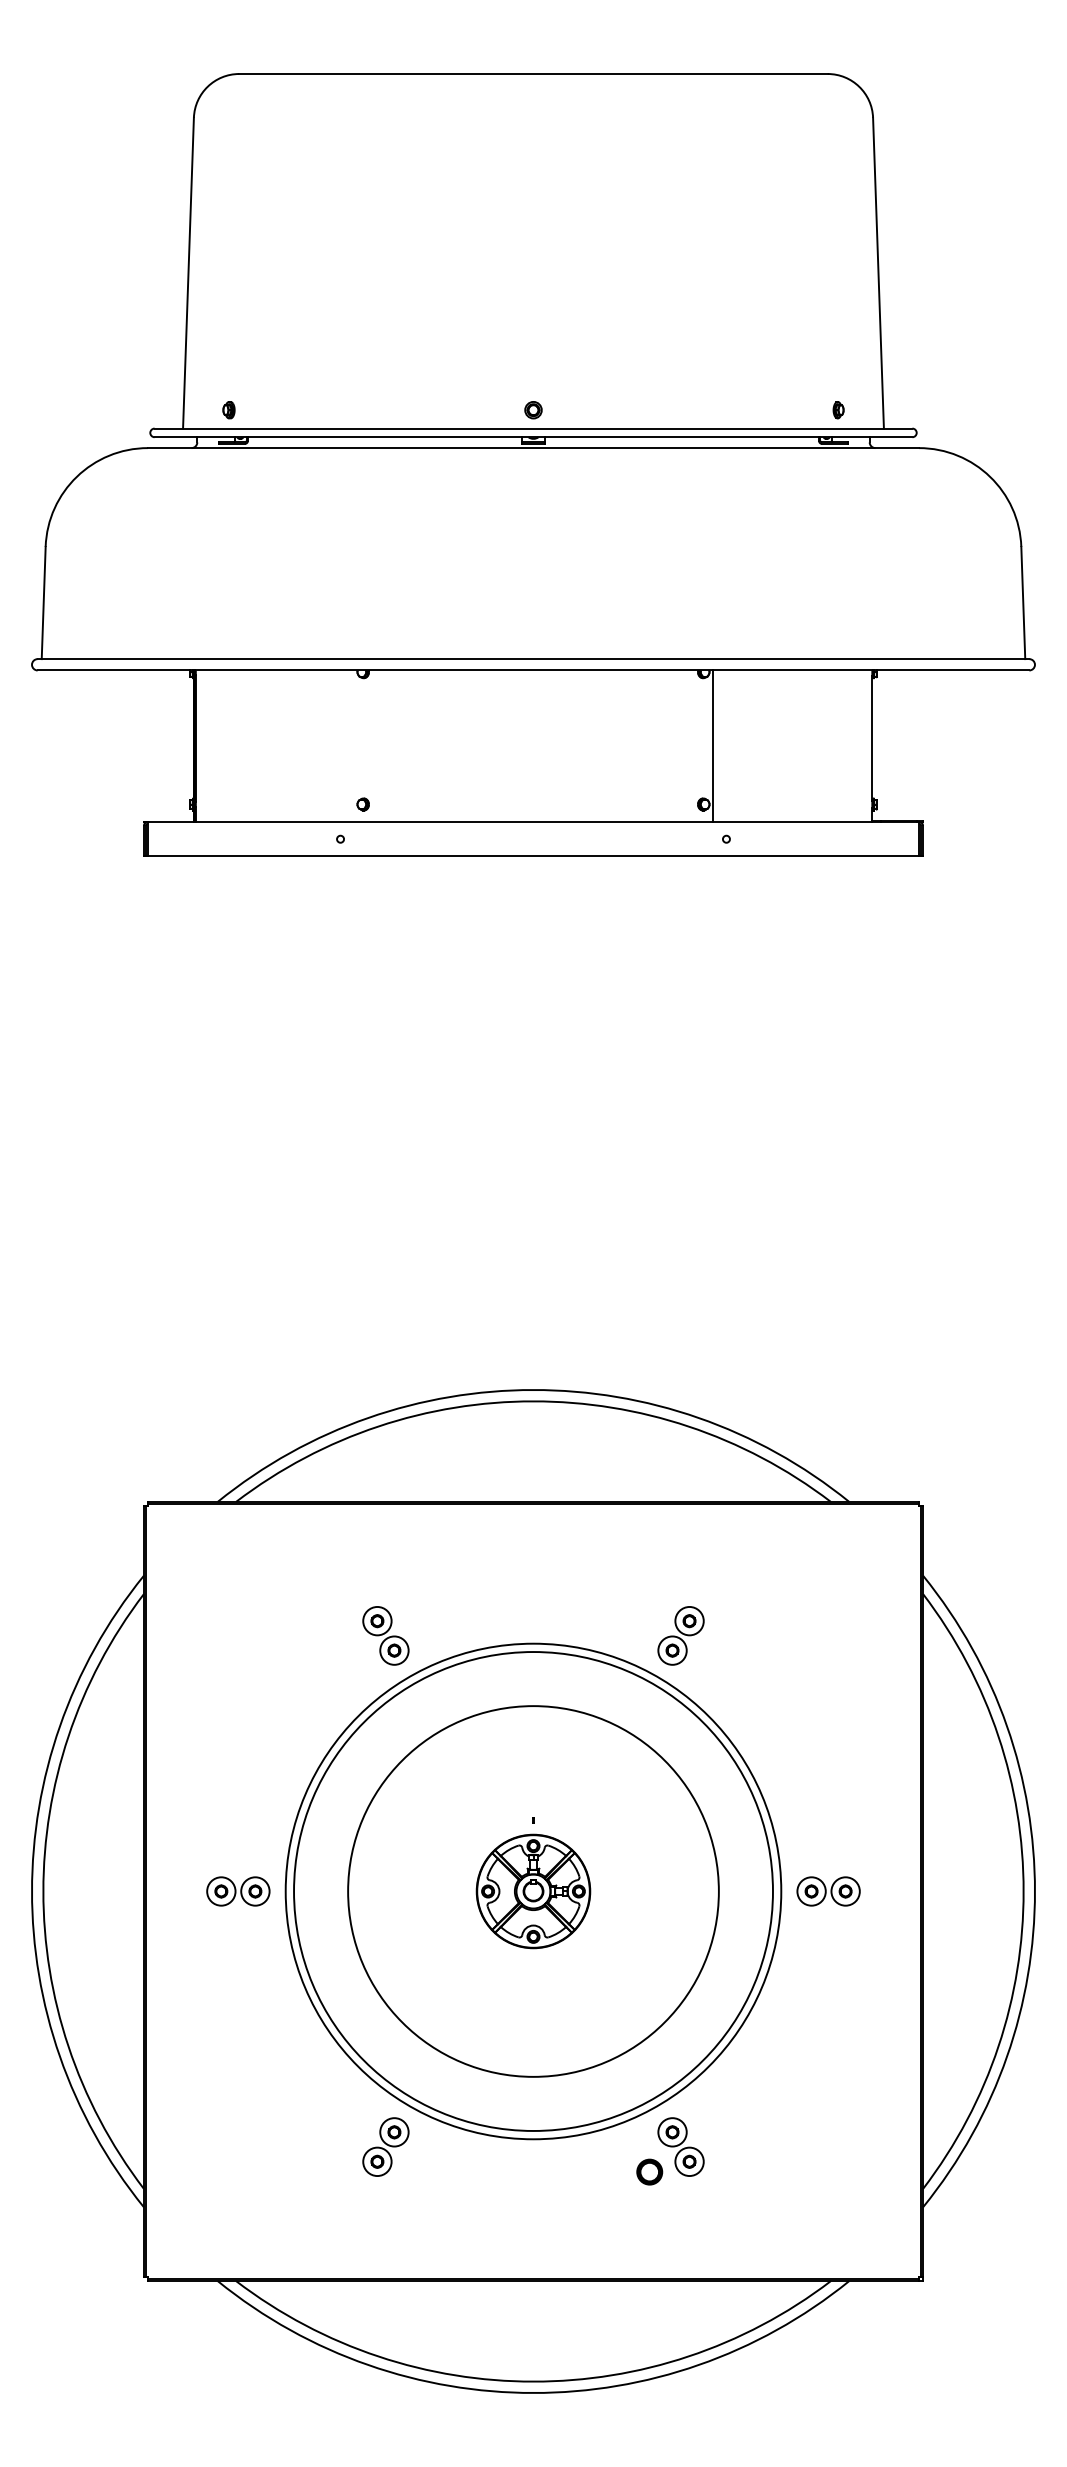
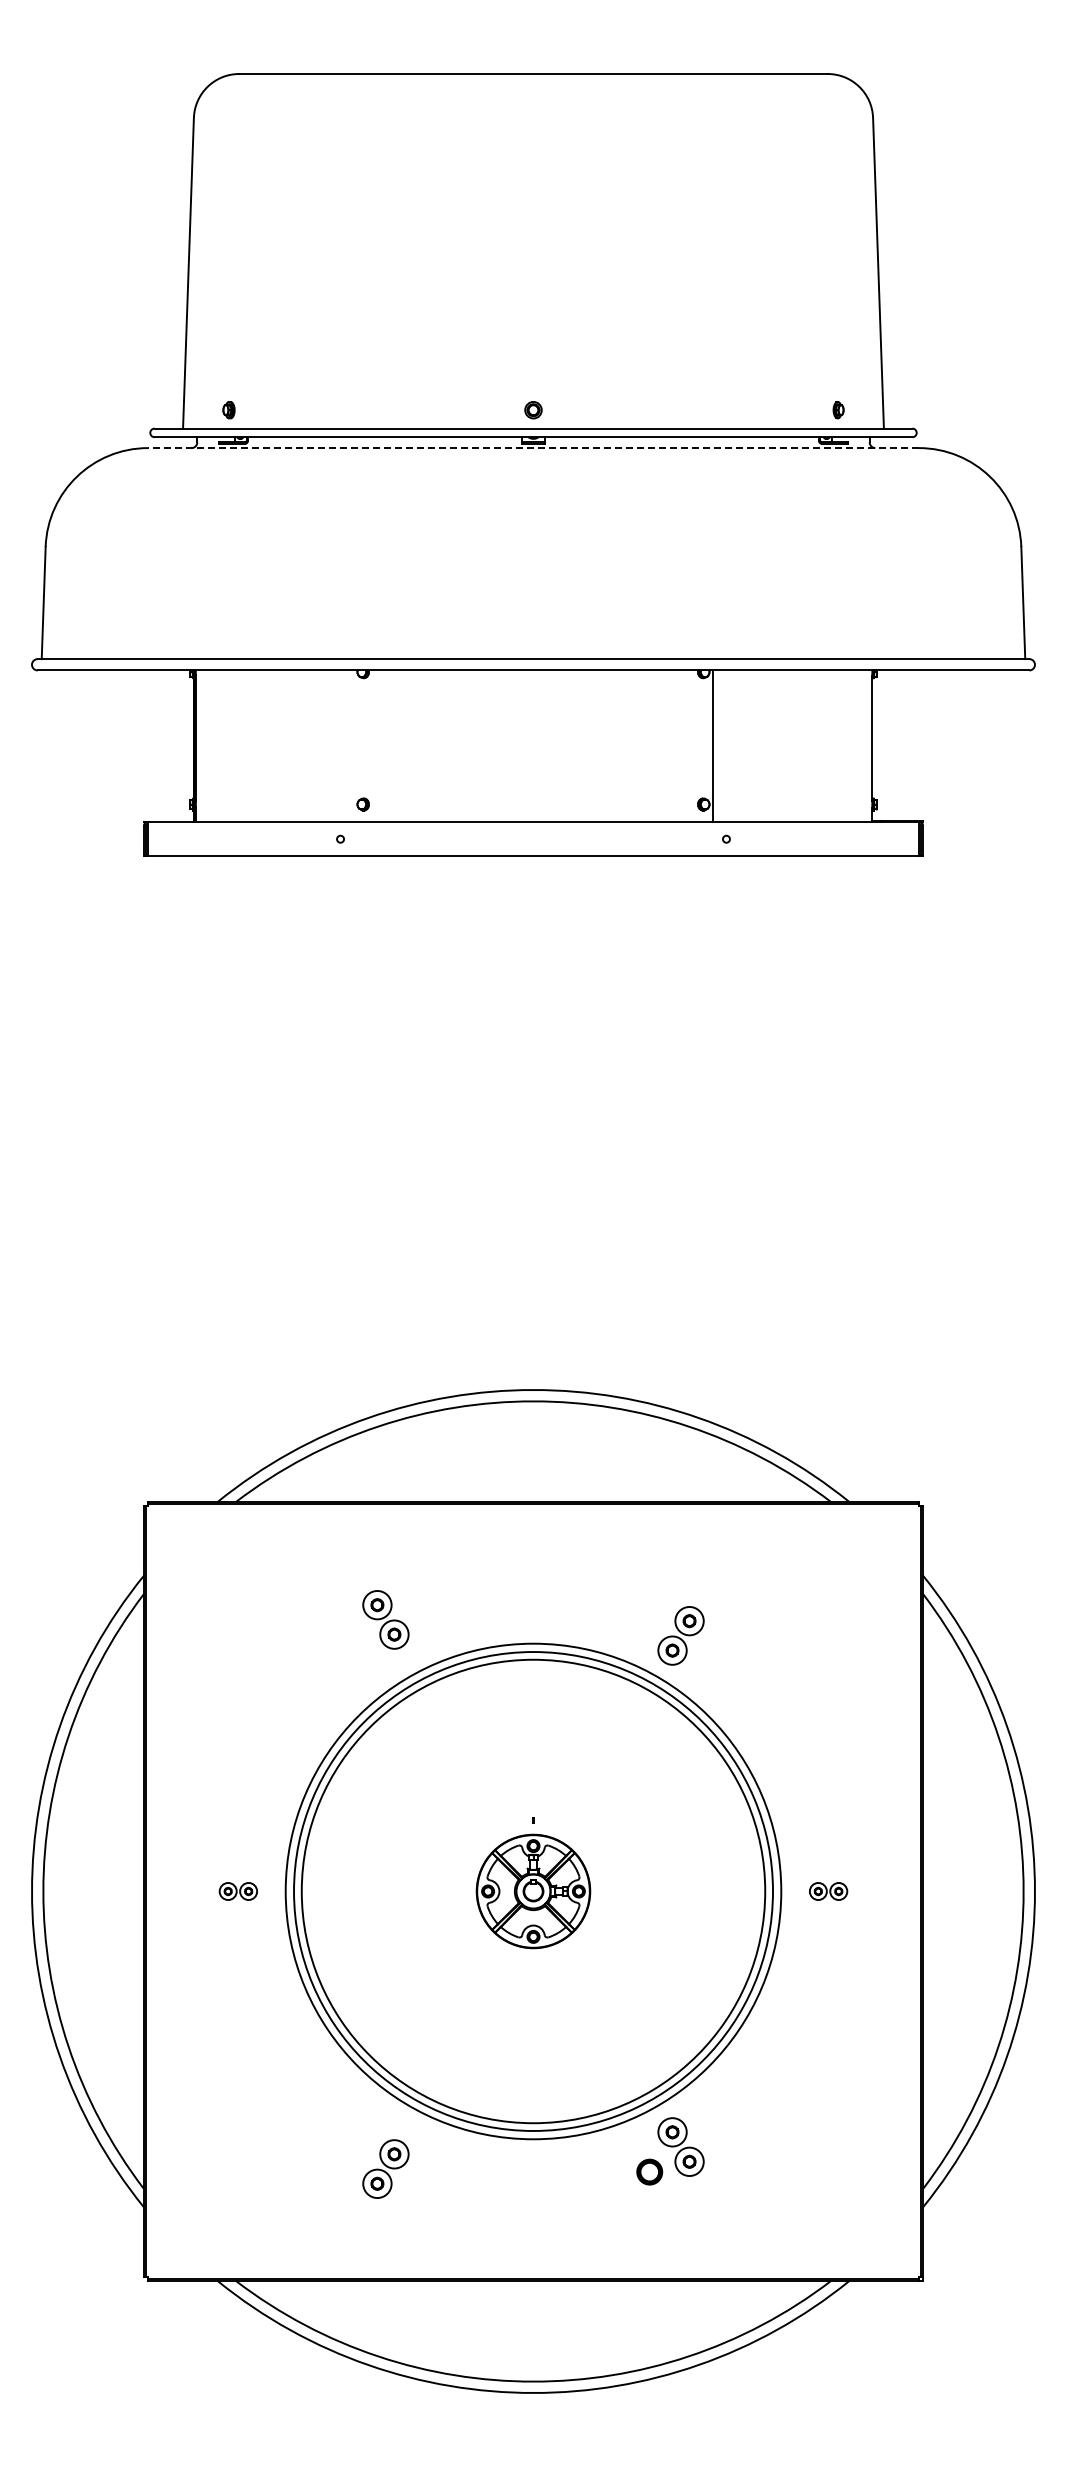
line: solid -> dashed (533, 448)
part position: (385, 1635) -> (385, 1619) (385, 1619)
part size: 65x31 px -> 40x19 px (237, 1891)
circle diameter: 371 px -> 463 px (533, 1891)
part size: 65x31 px -> 40x19 px (828, 1891)
part position: (385, 2146) -> (385, 2168) (385, 2168)
